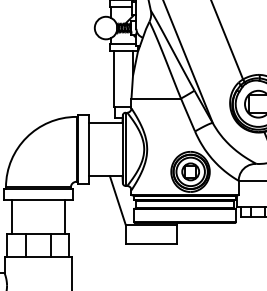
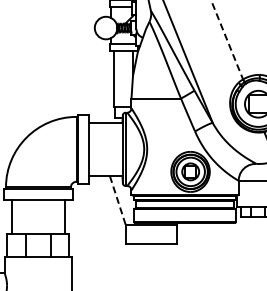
line: solid -> dashed (227, 39)
line: solid -> dashed (117, 200)
